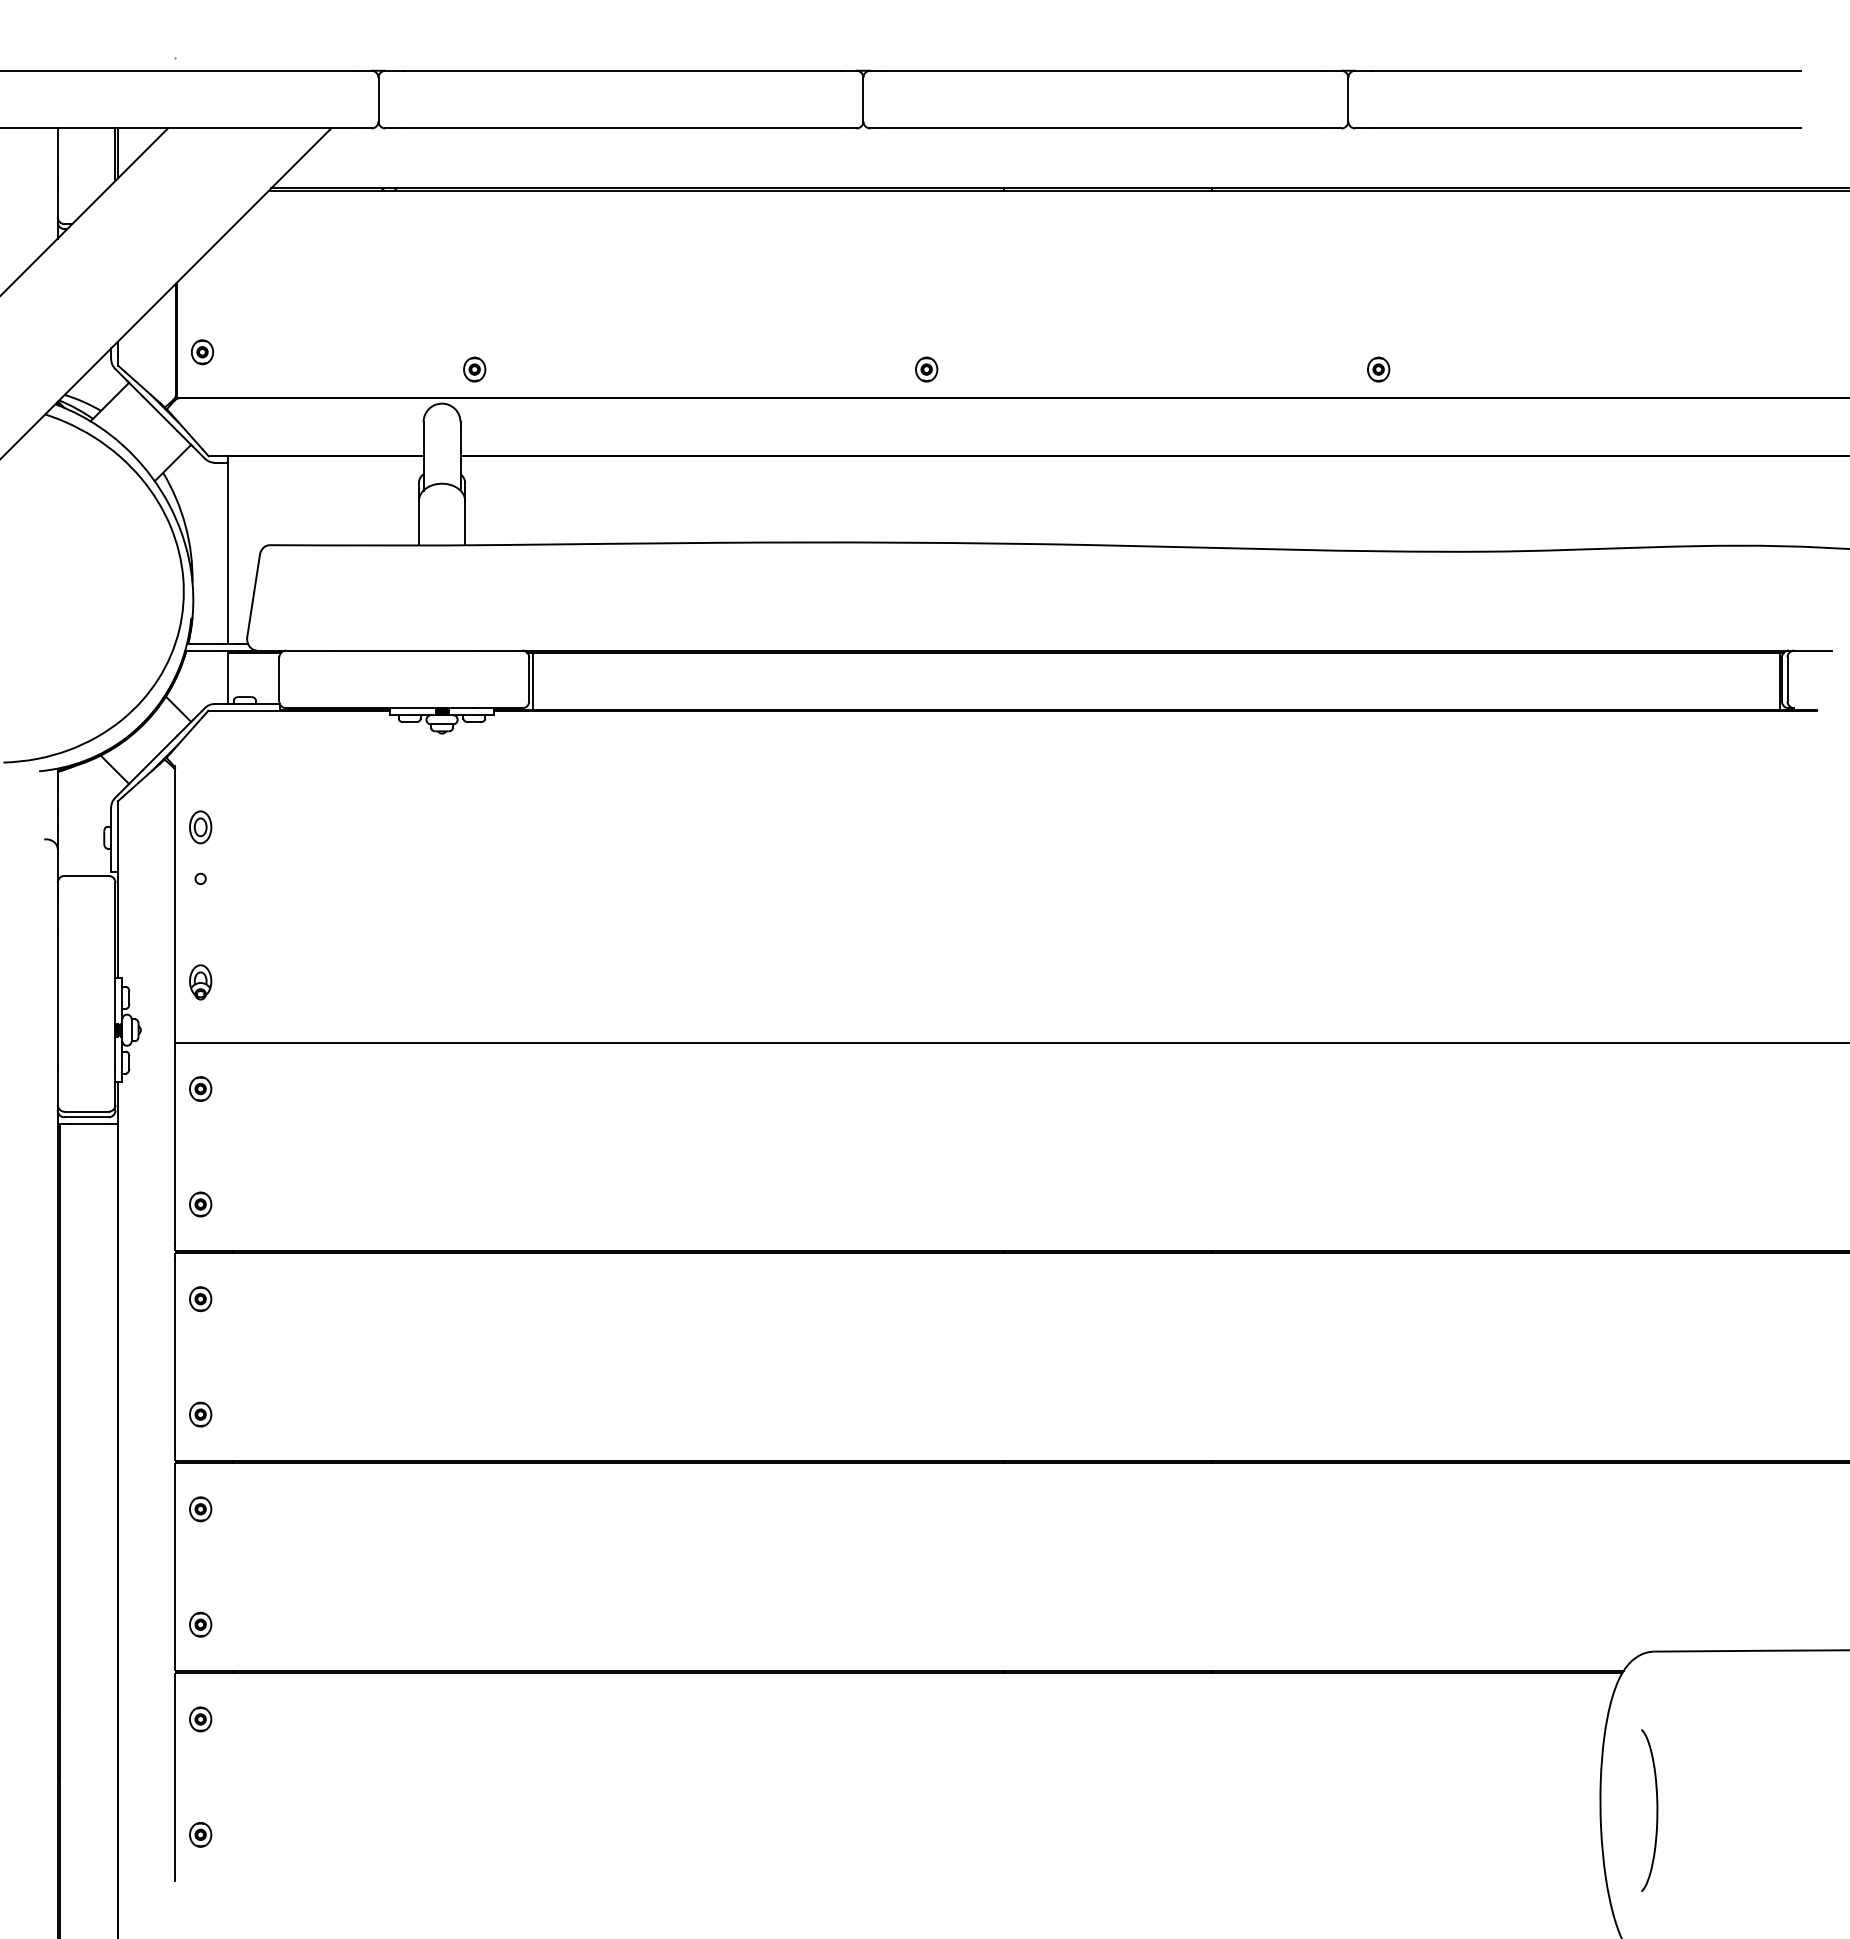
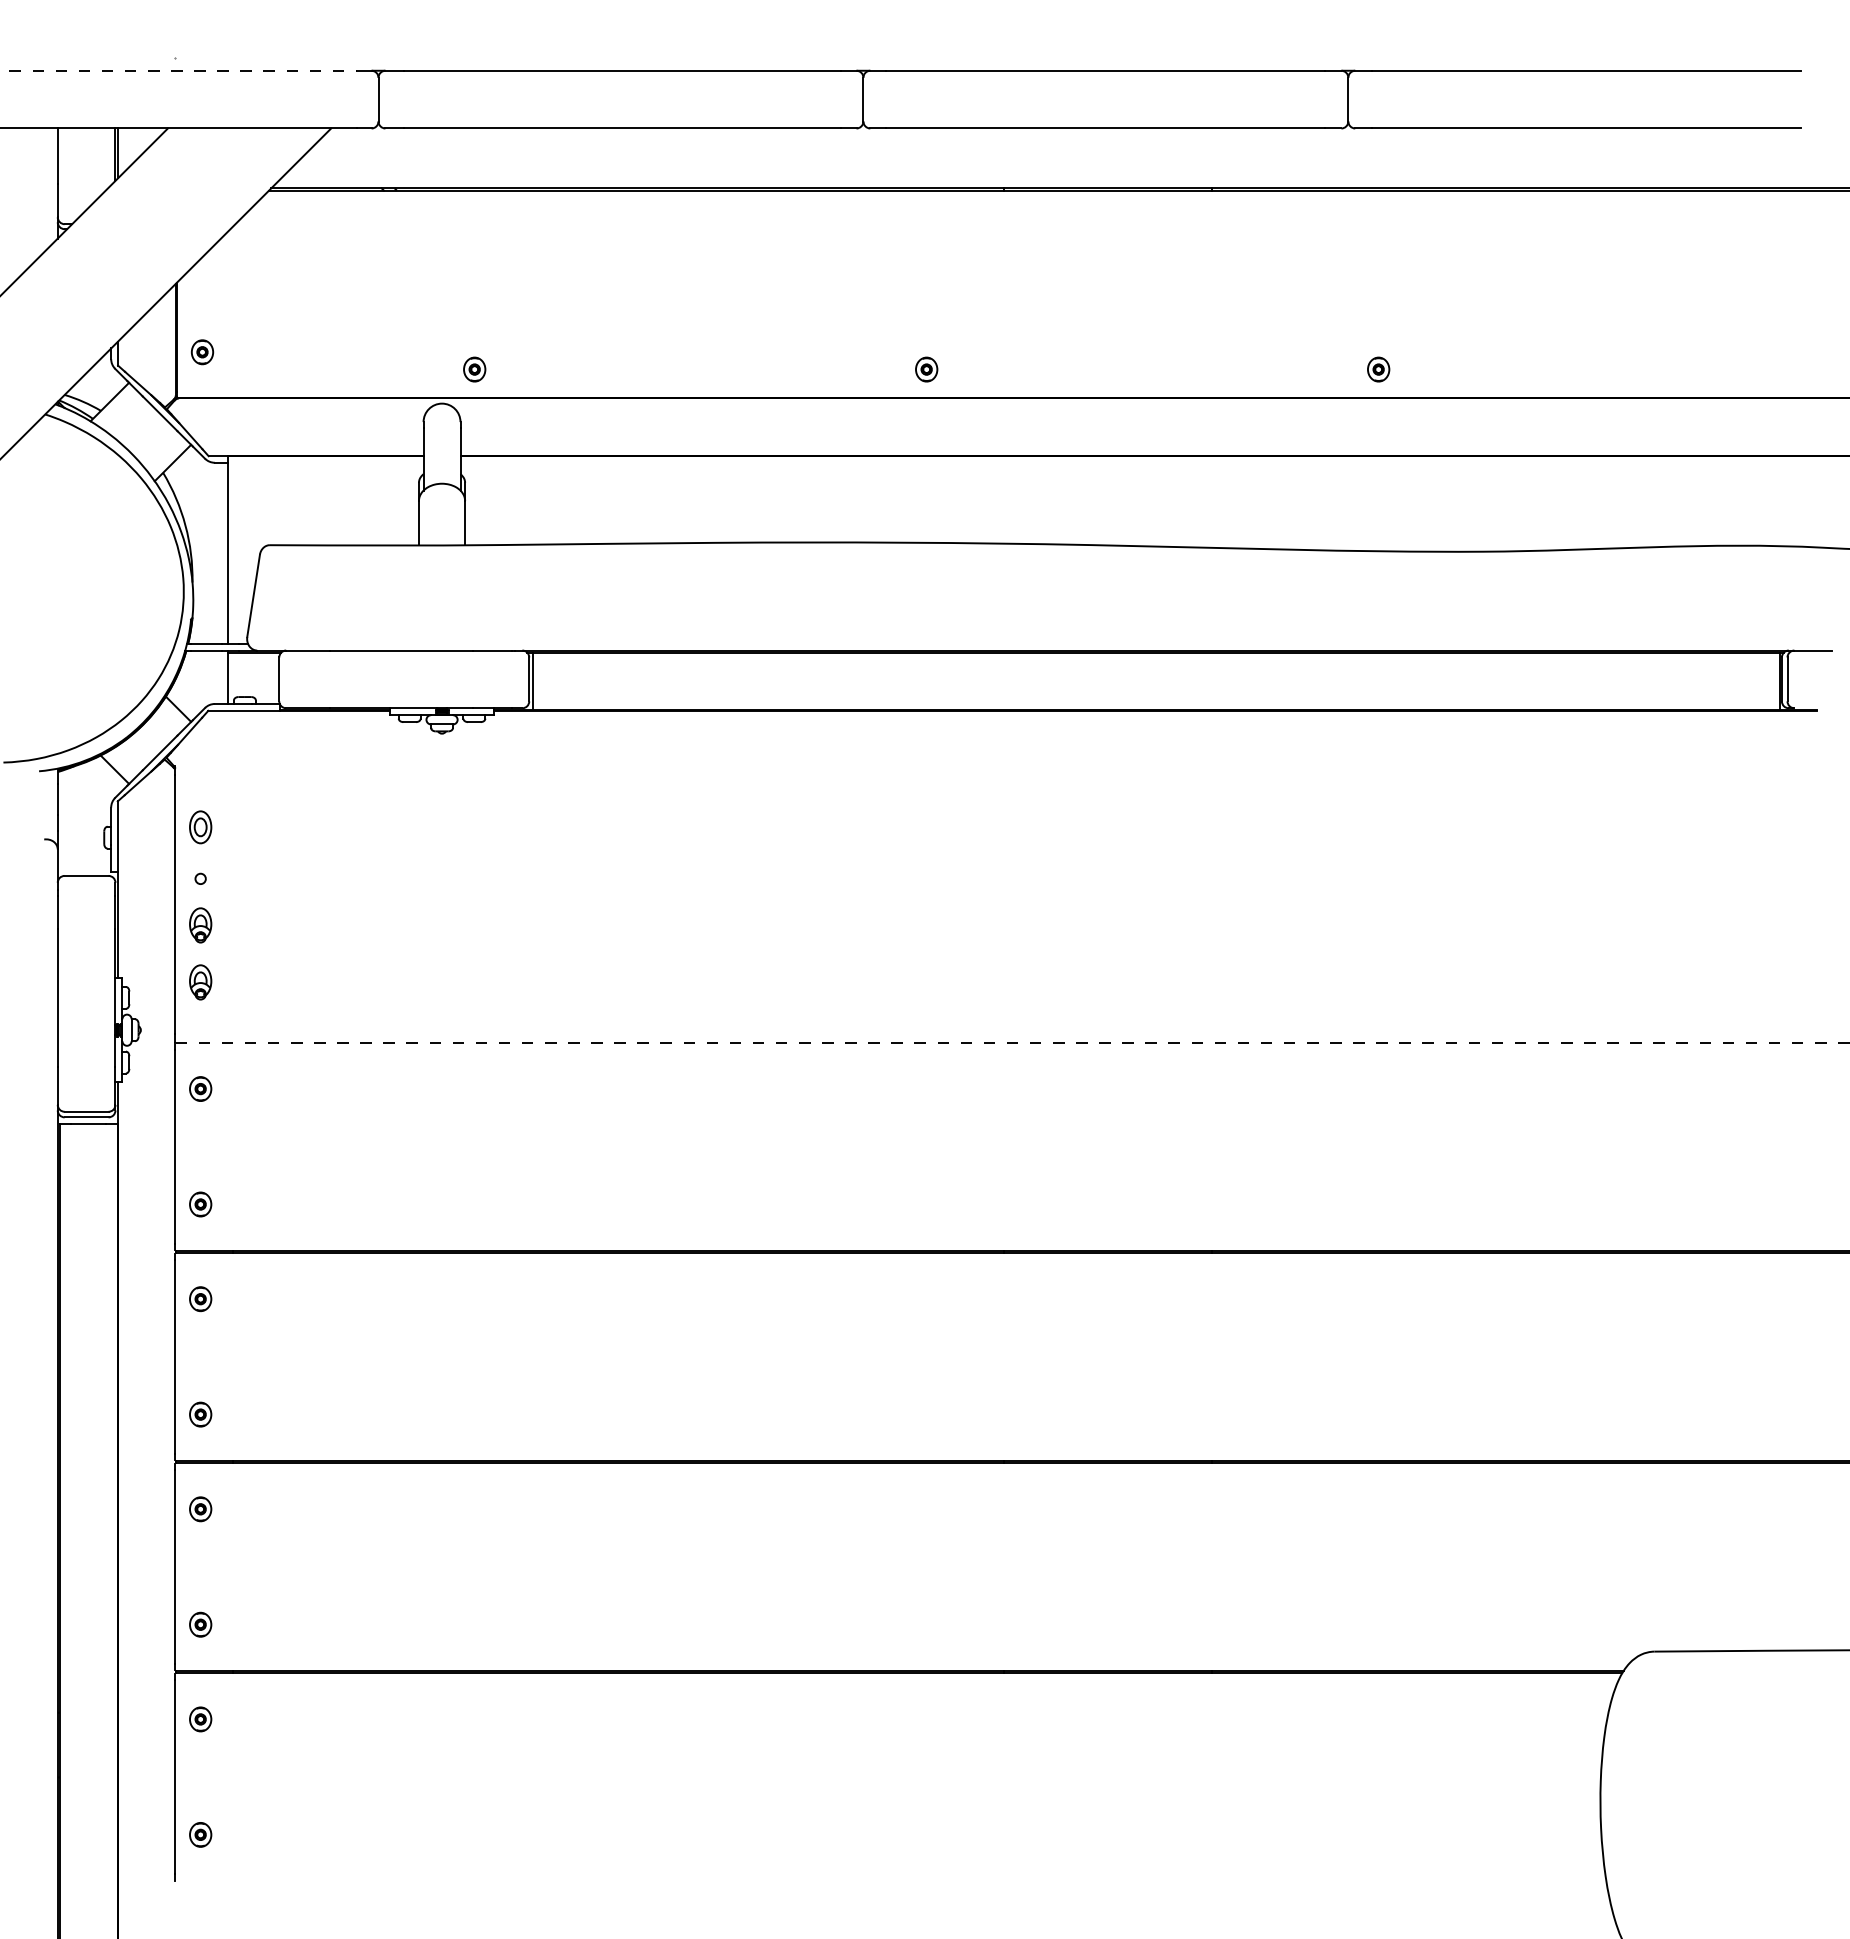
line: solid -> dashed (179, 70)
part: none -> present (200, 925)
line: solid -> dashed (1013, 1042)
curve: present -> none (1656, 1810)
